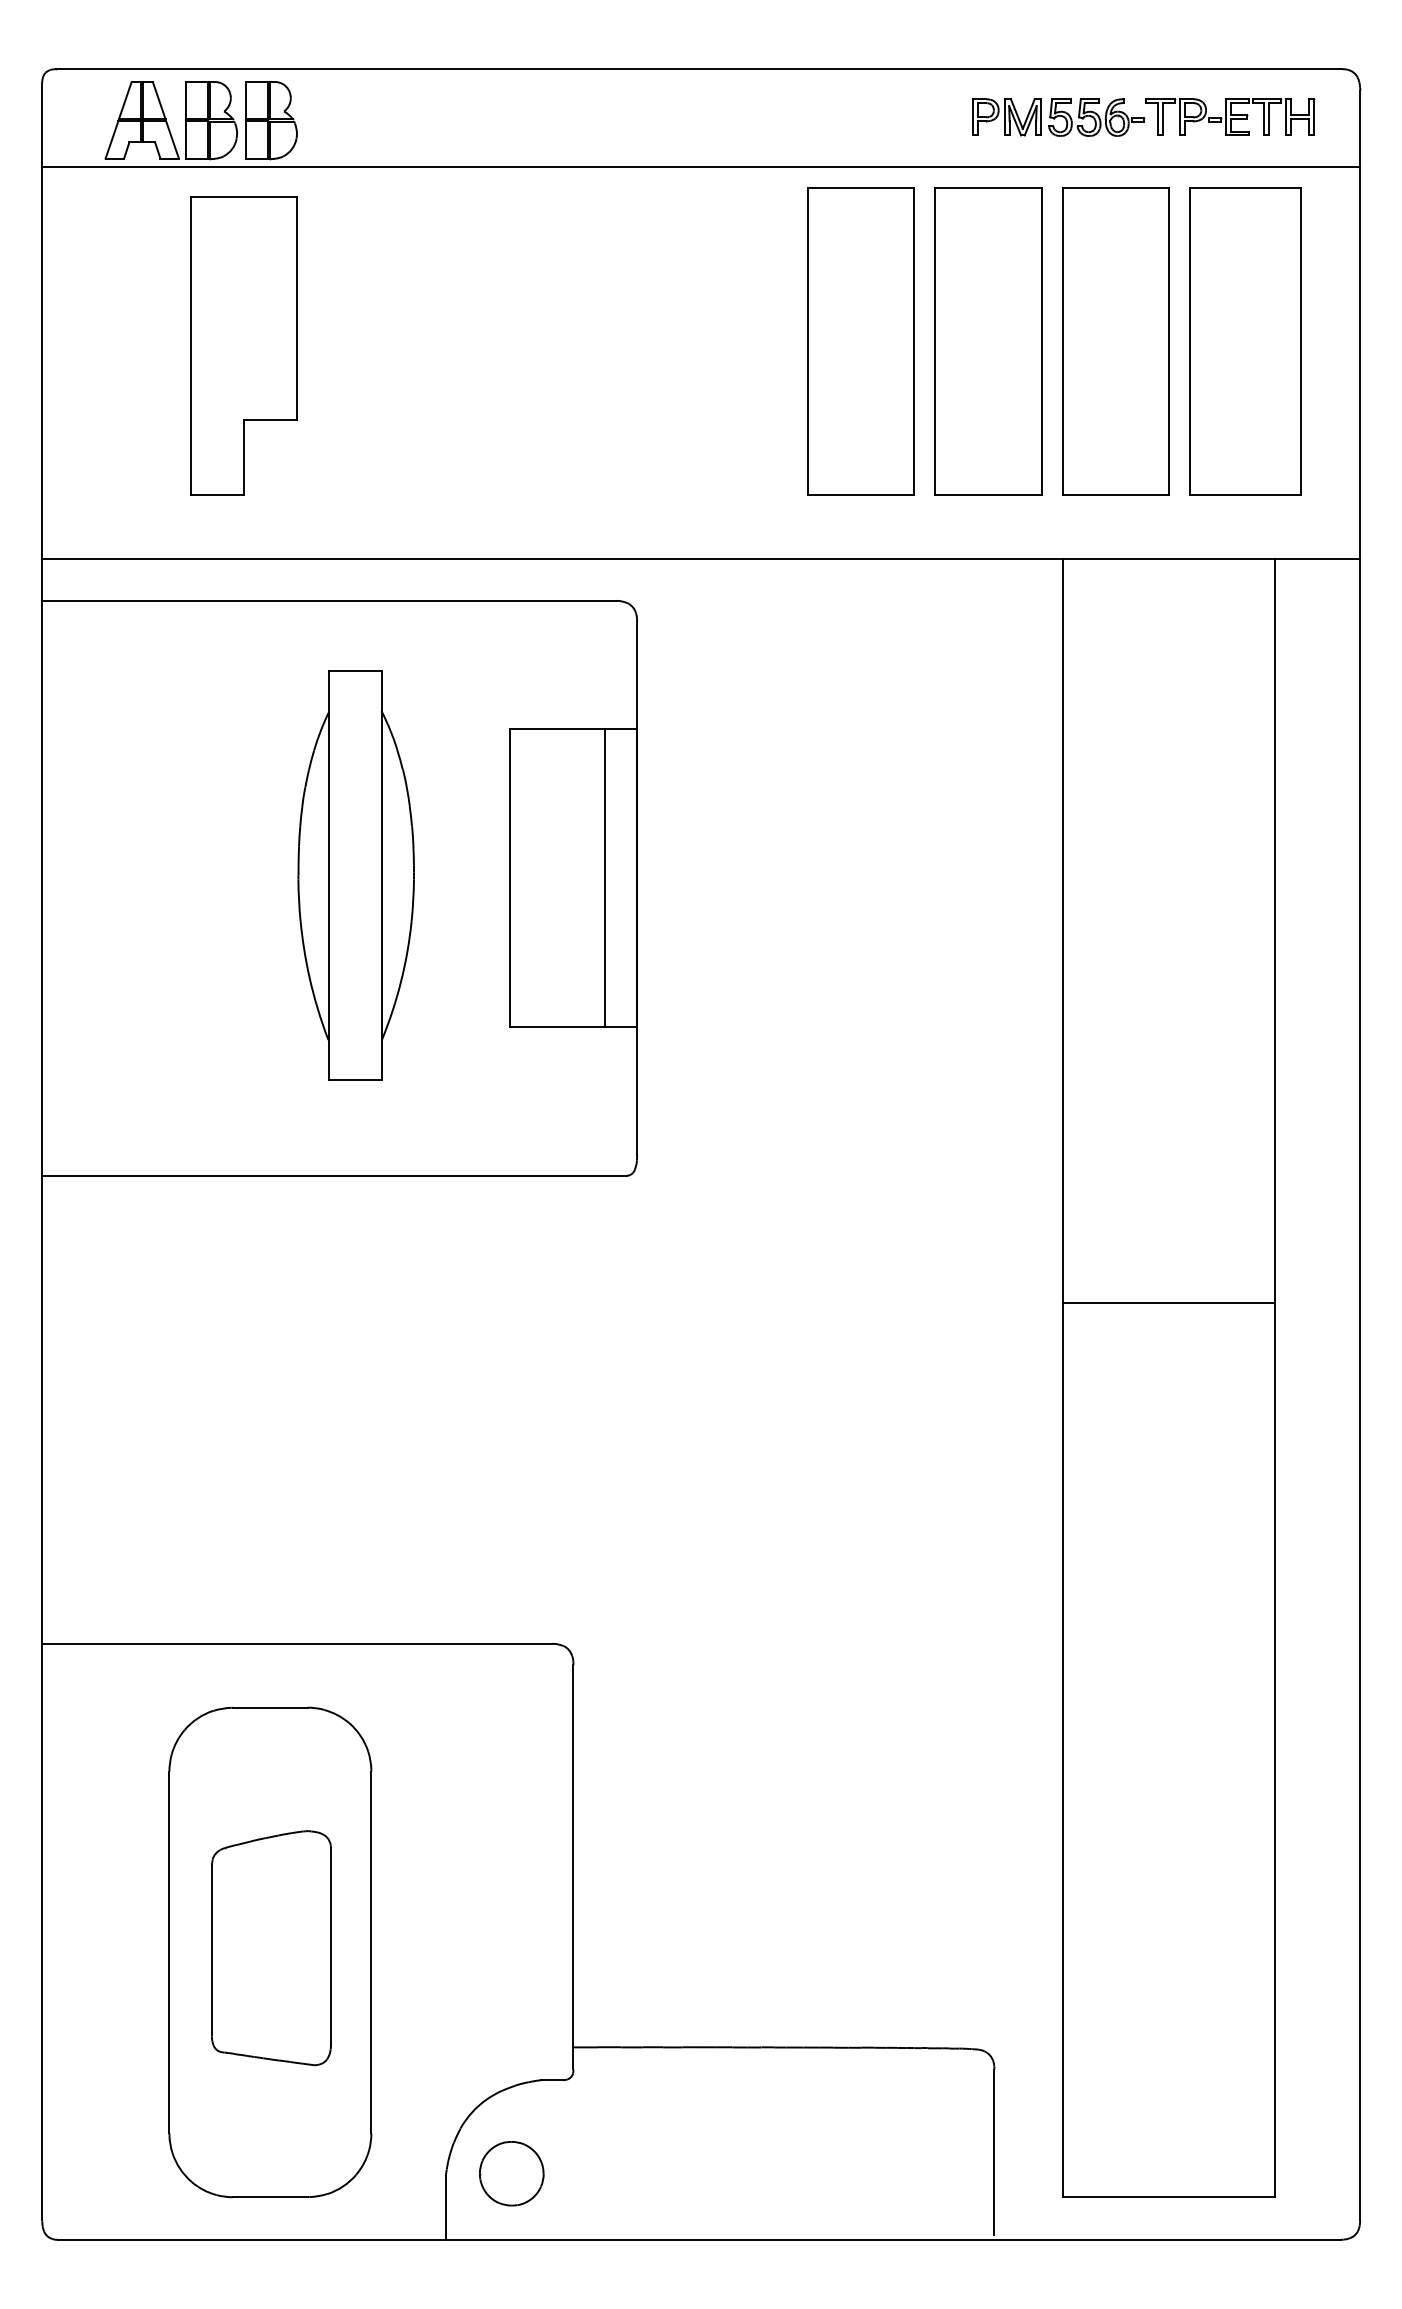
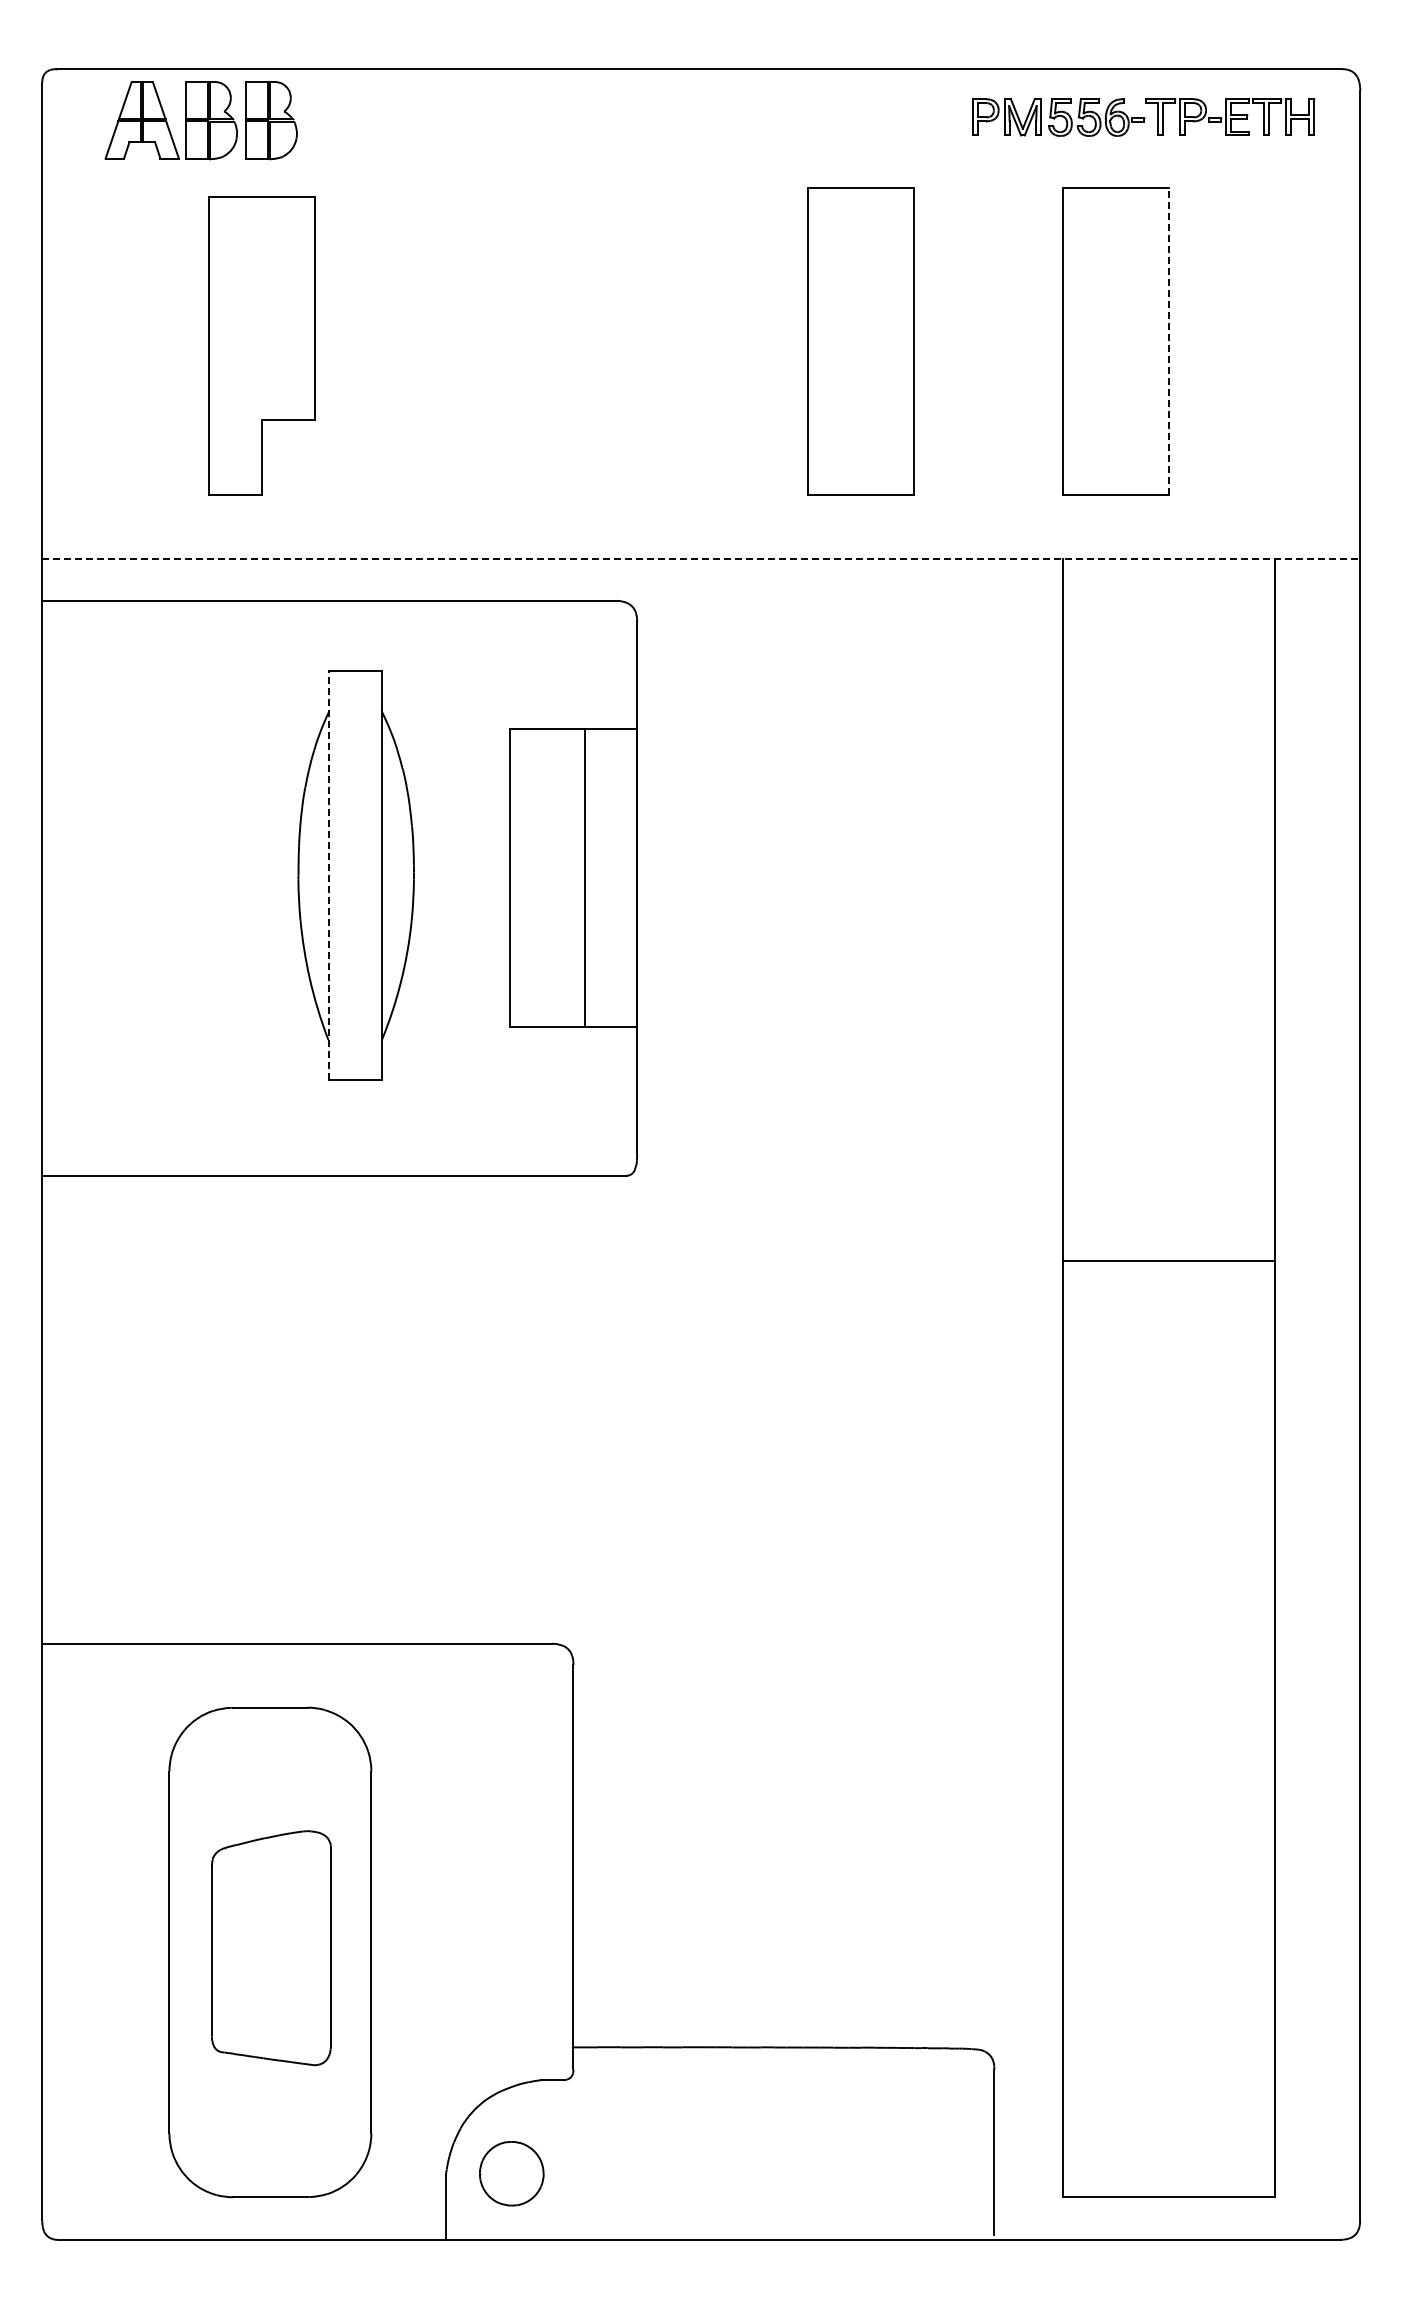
line: present -> none (700, 167)
line: solid -> dashed (1169, 340)
part: present -> none (988, 341)
part: present -> none (1245, 341)
part position: (243, 345) -> (261, 345) (261, 345)
line: solid -> dashed (701, 558)
line: solid -> dashed (328, 875)
line position: (605, 877) -> (585, 877) (585, 877)
line position: (1168, 1303) -> (1168, 1261) (1168, 1261)
